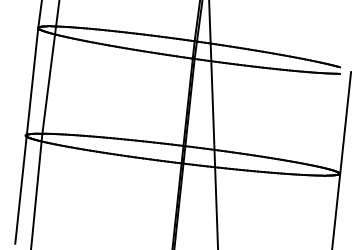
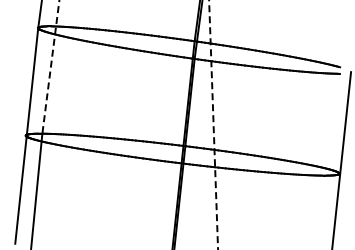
line: solid -> dashed (50, 68)
line: solid -> dashed (213, 124)
